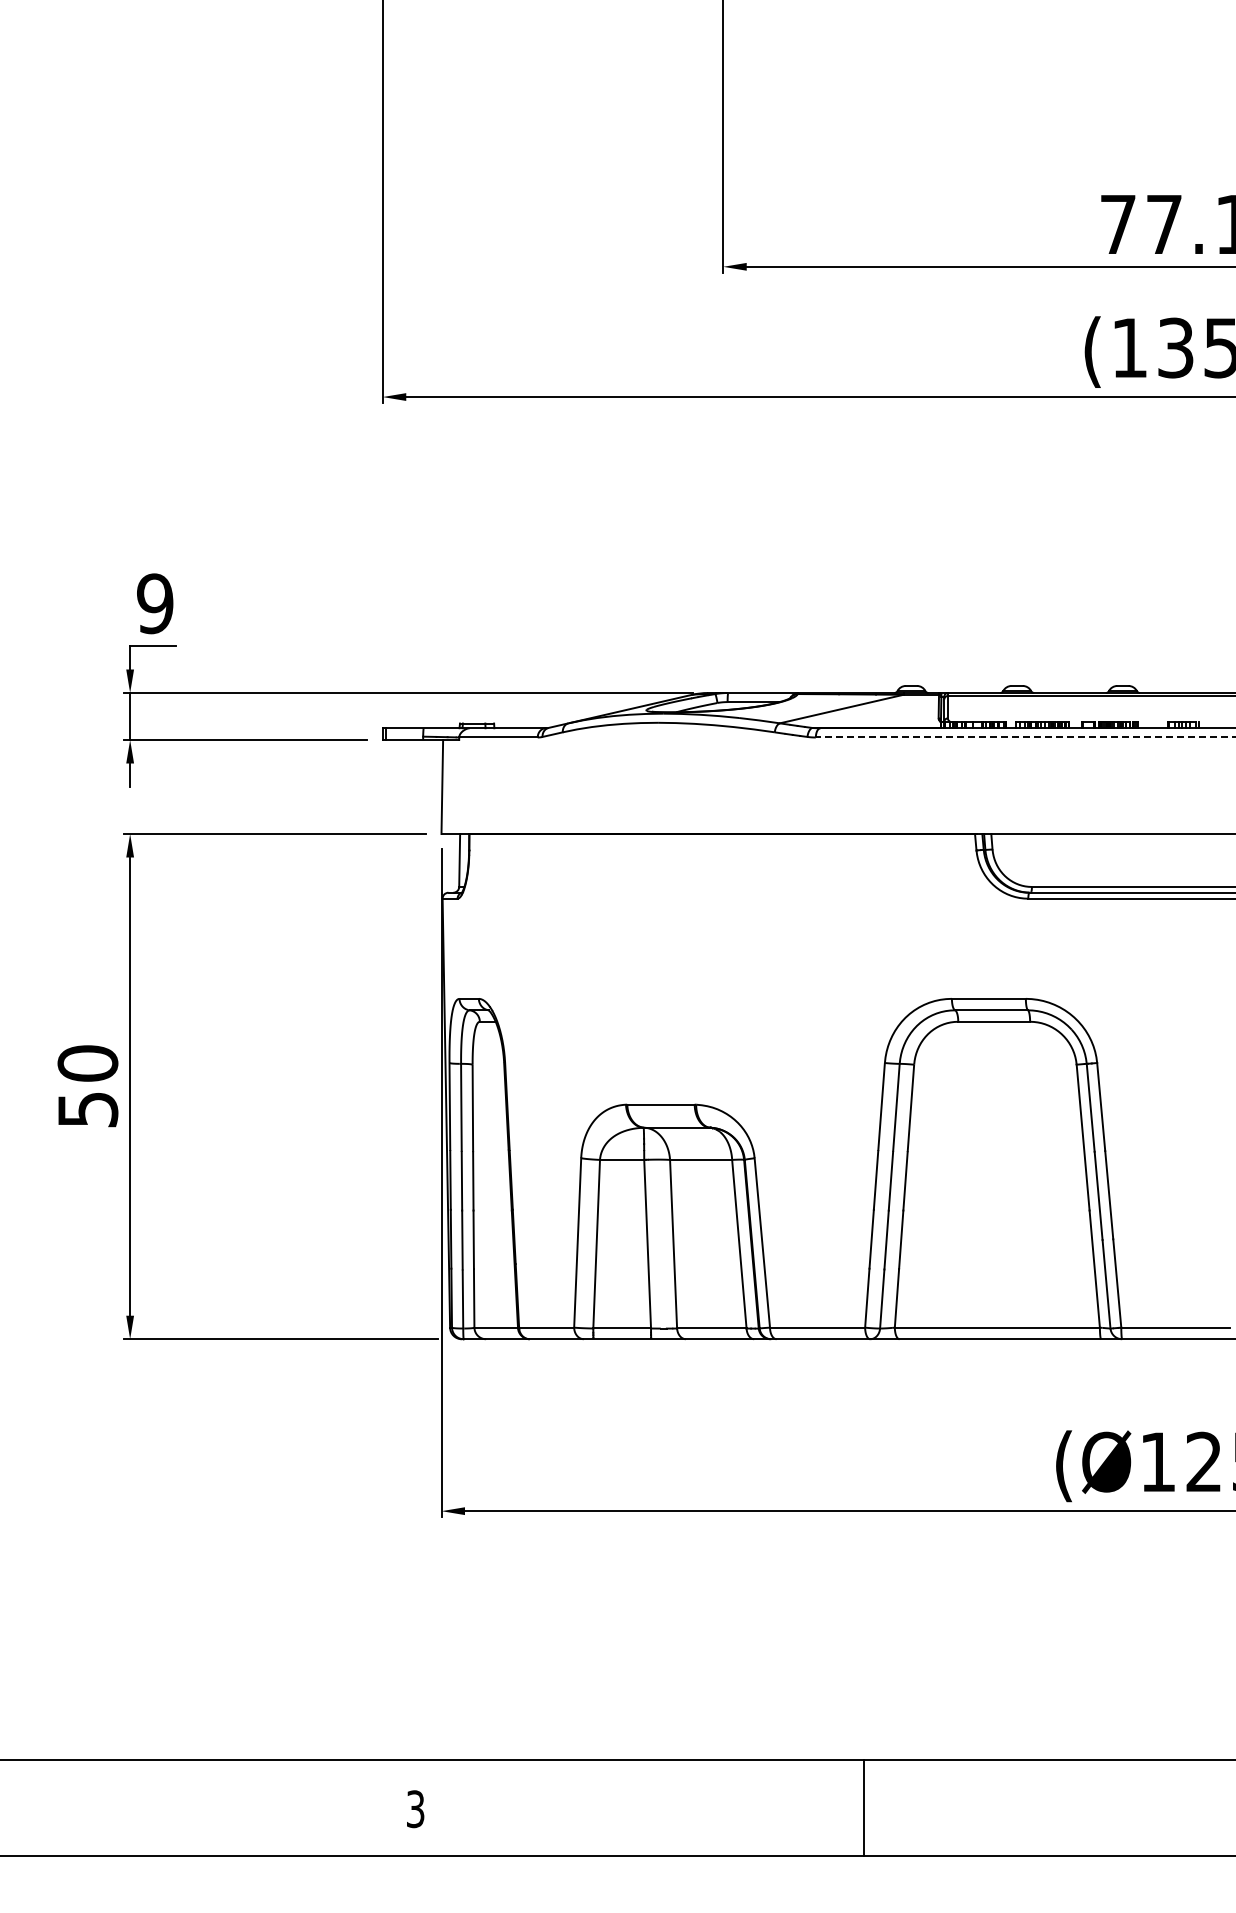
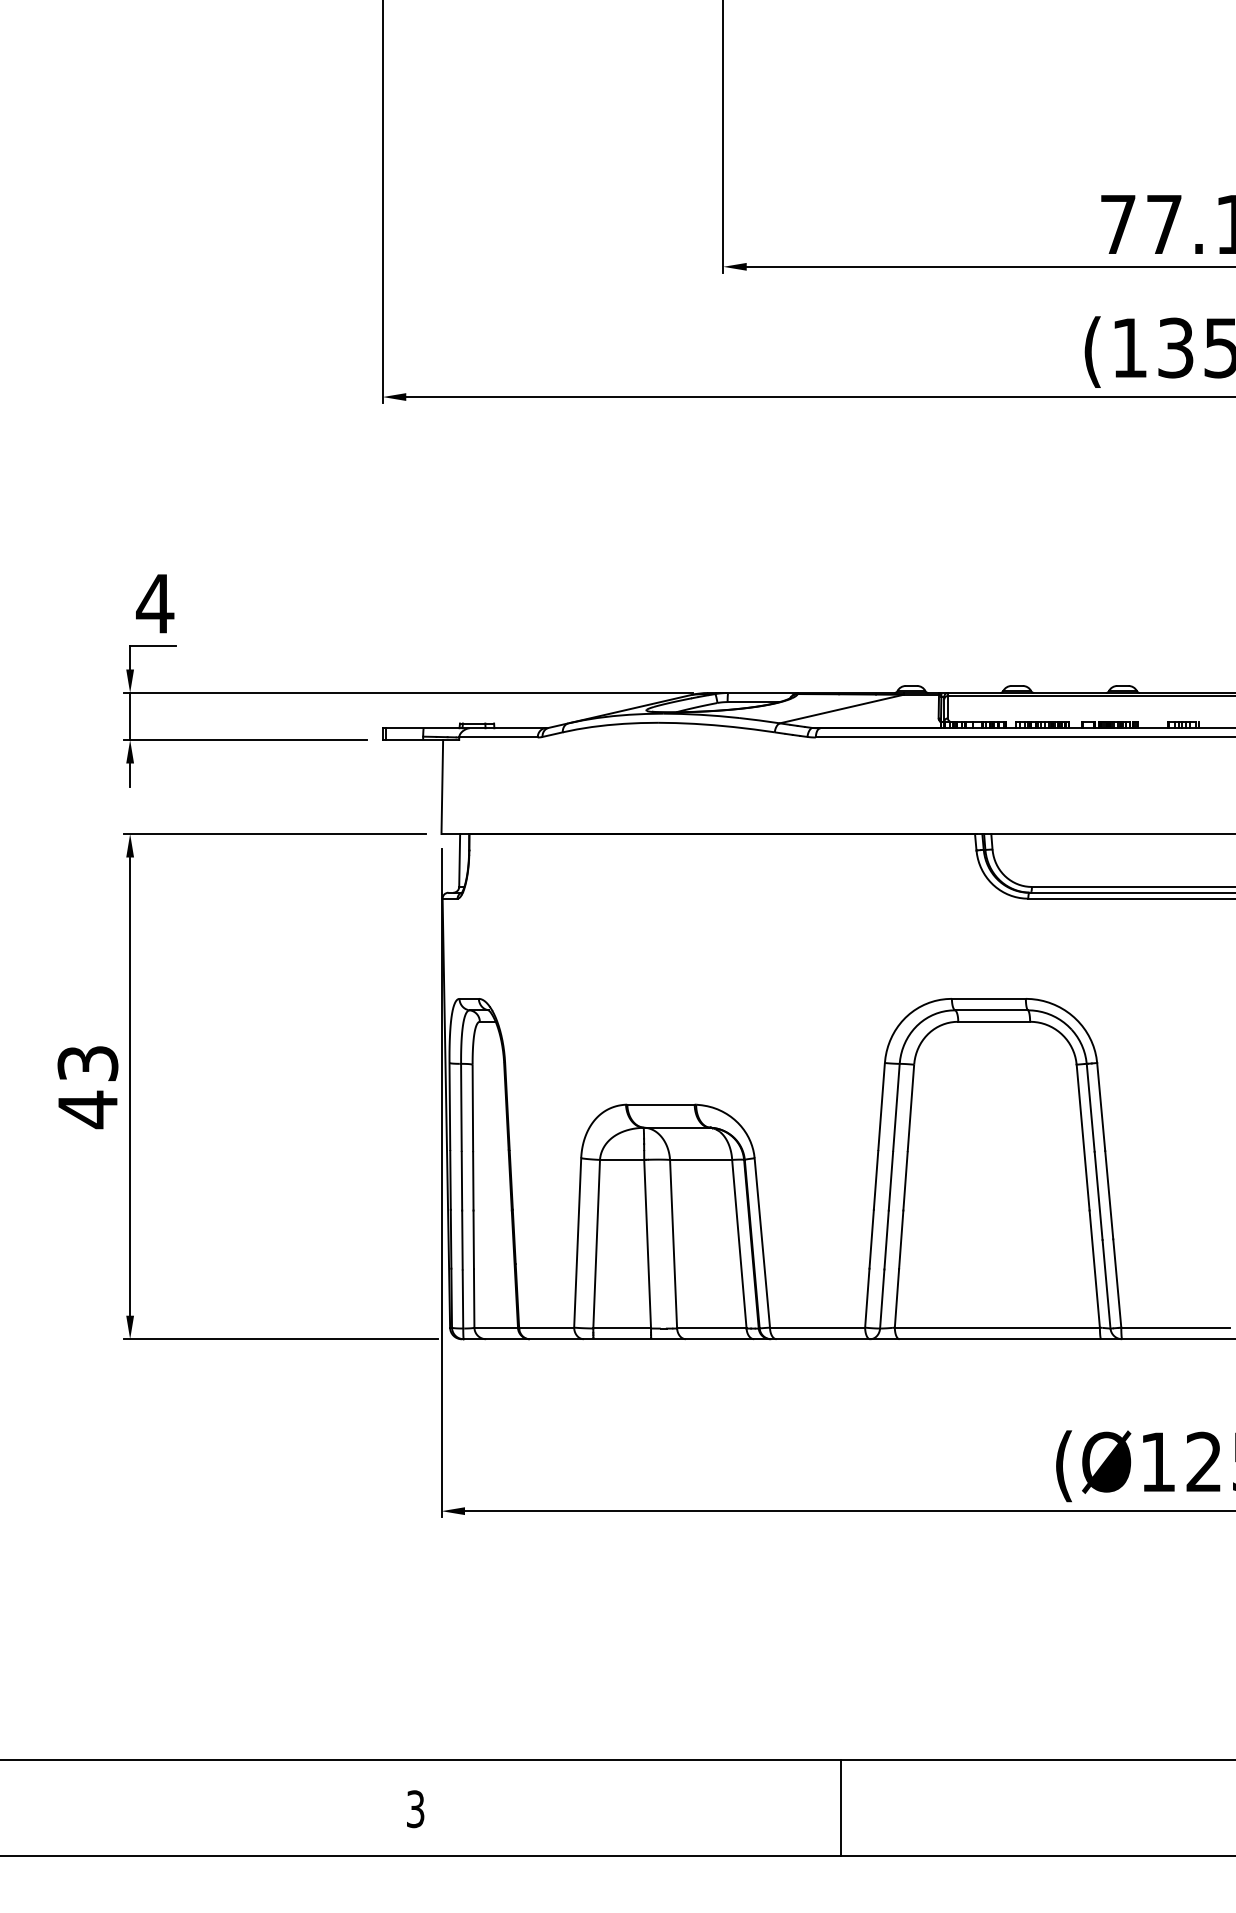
text: 9 -> 4 (155, 603)
line: dashed -> solid (1025, 737)
text: 50 -> 43 (87, 1087)
line position: (864, 1807) -> (841, 1807) (841, 1807)
